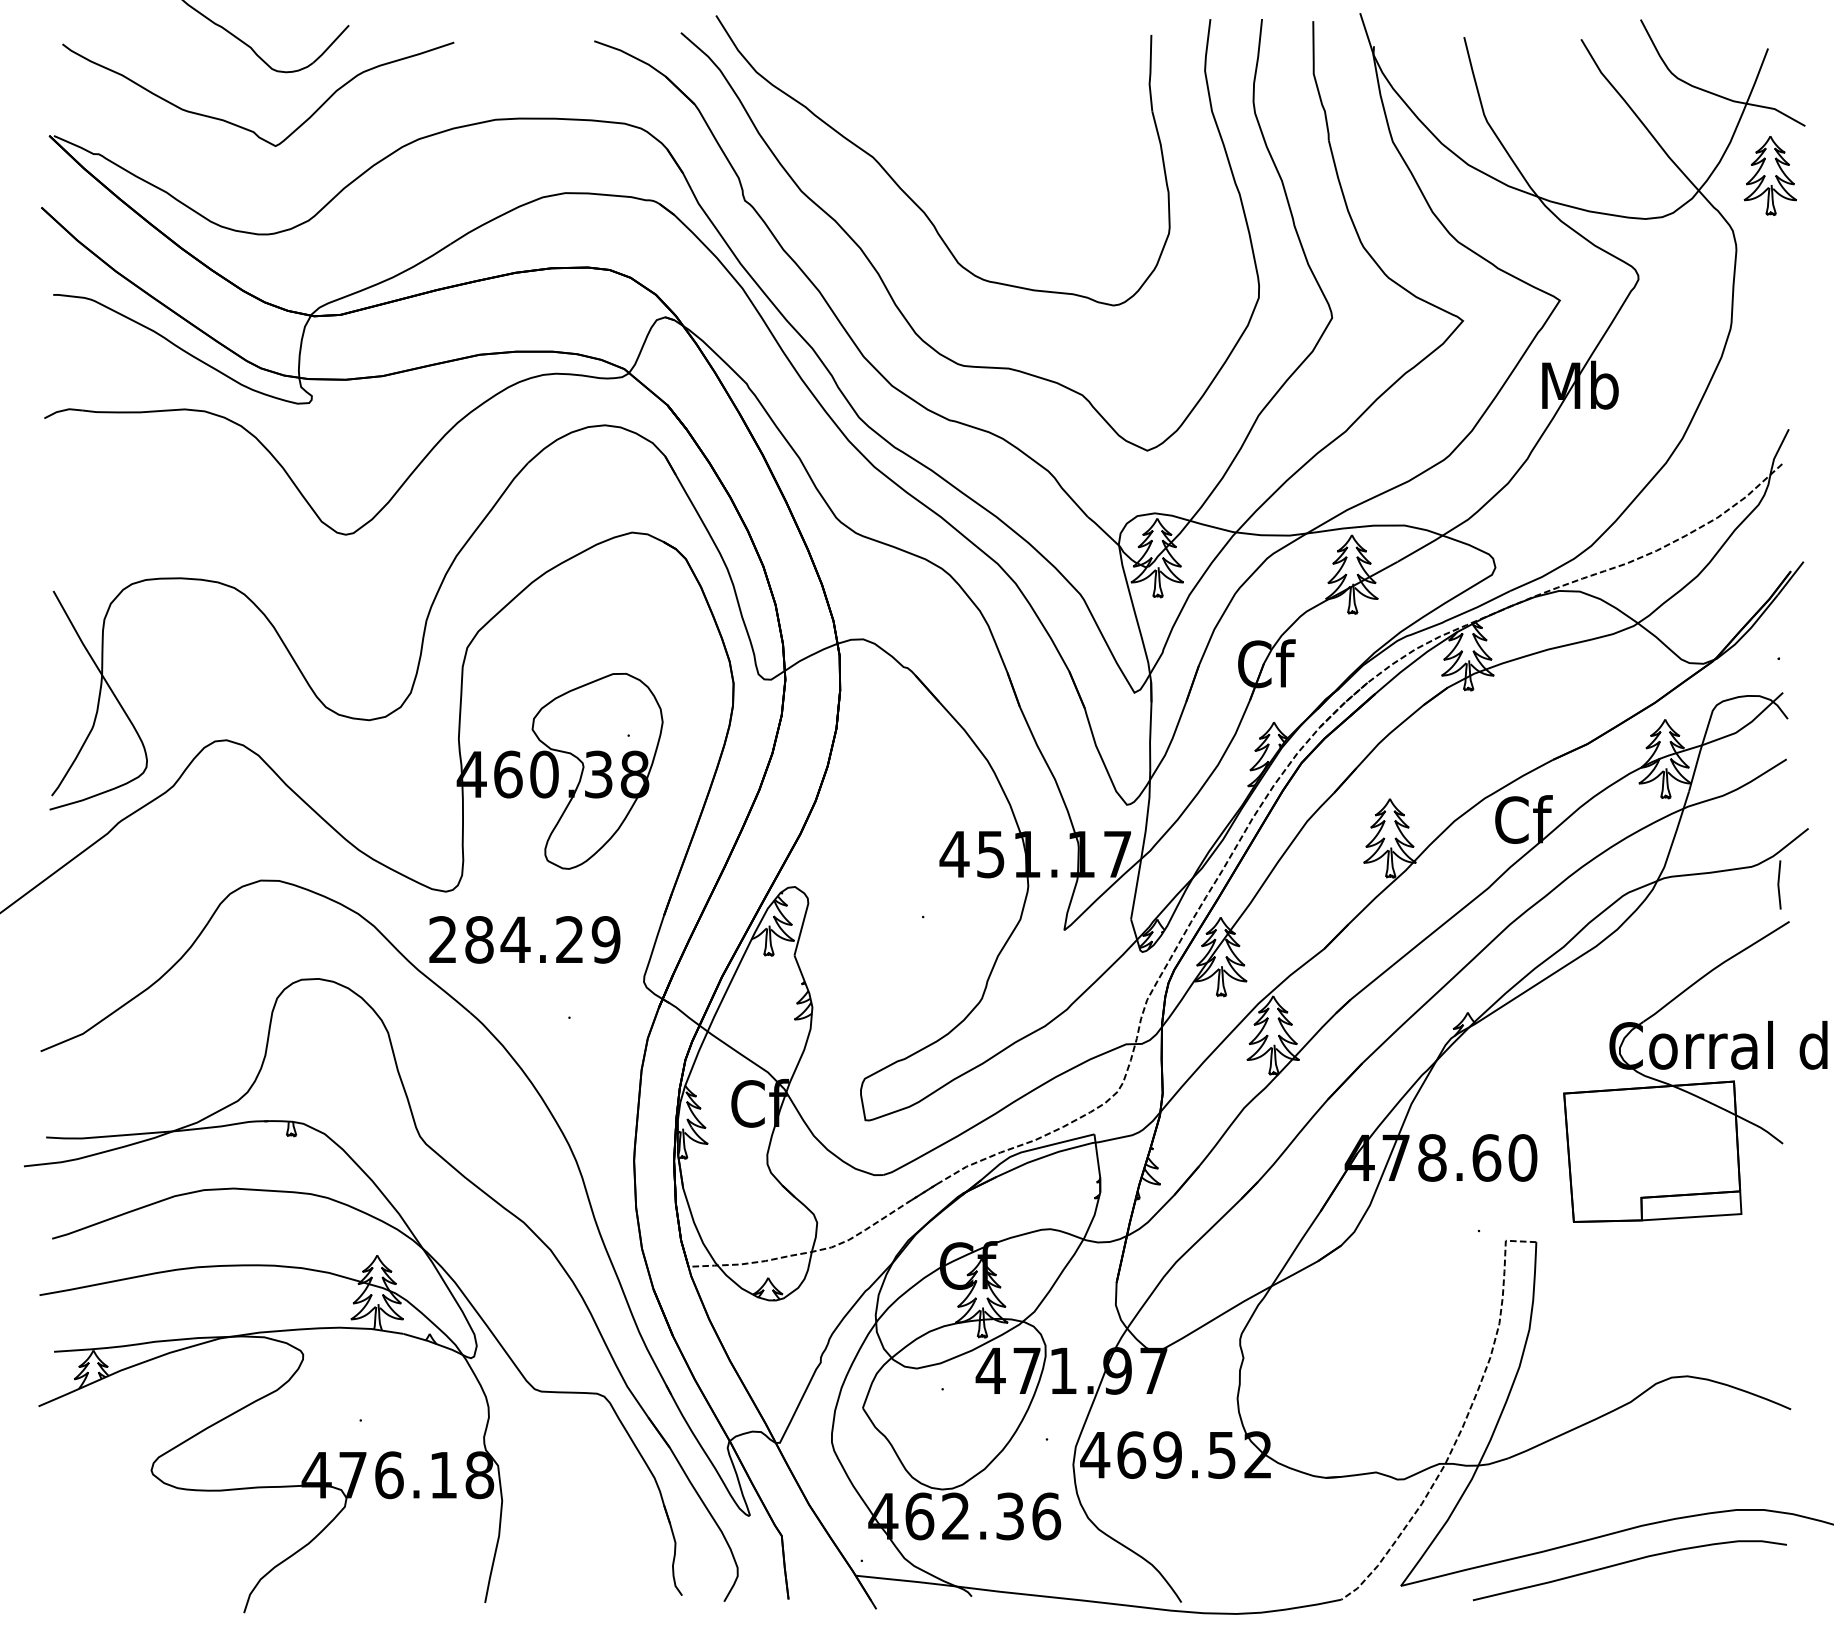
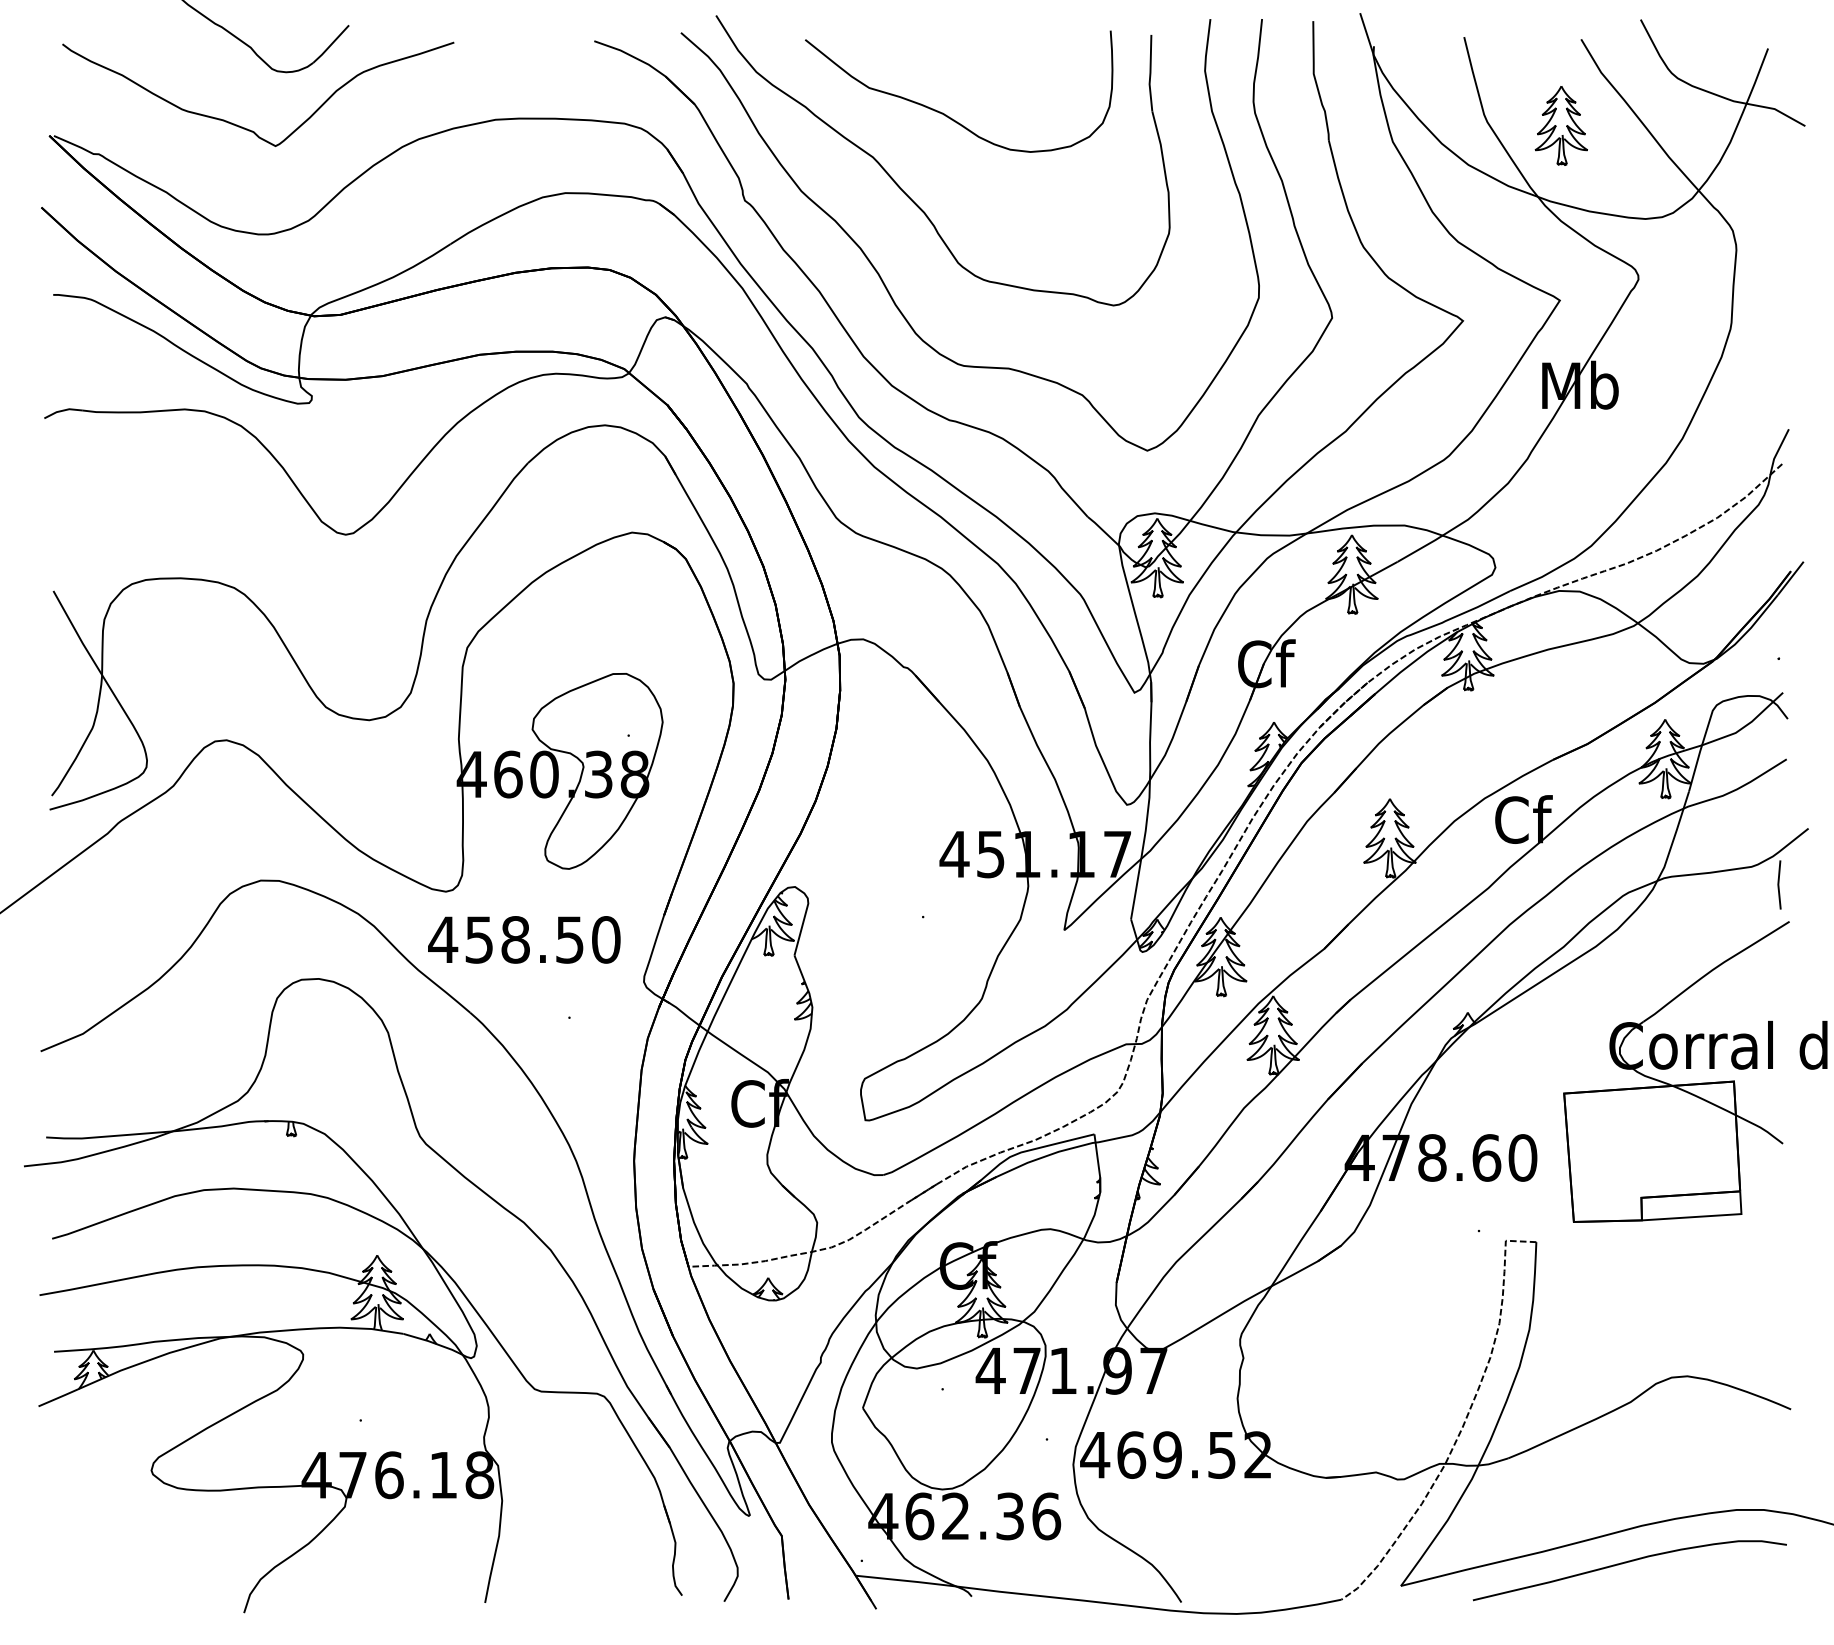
curve: none -> present (946, 114)
part position: (1769, 175) -> (1560, 125) (1560, 125)
text: 284.29 -> 458.50 (524, 939)
